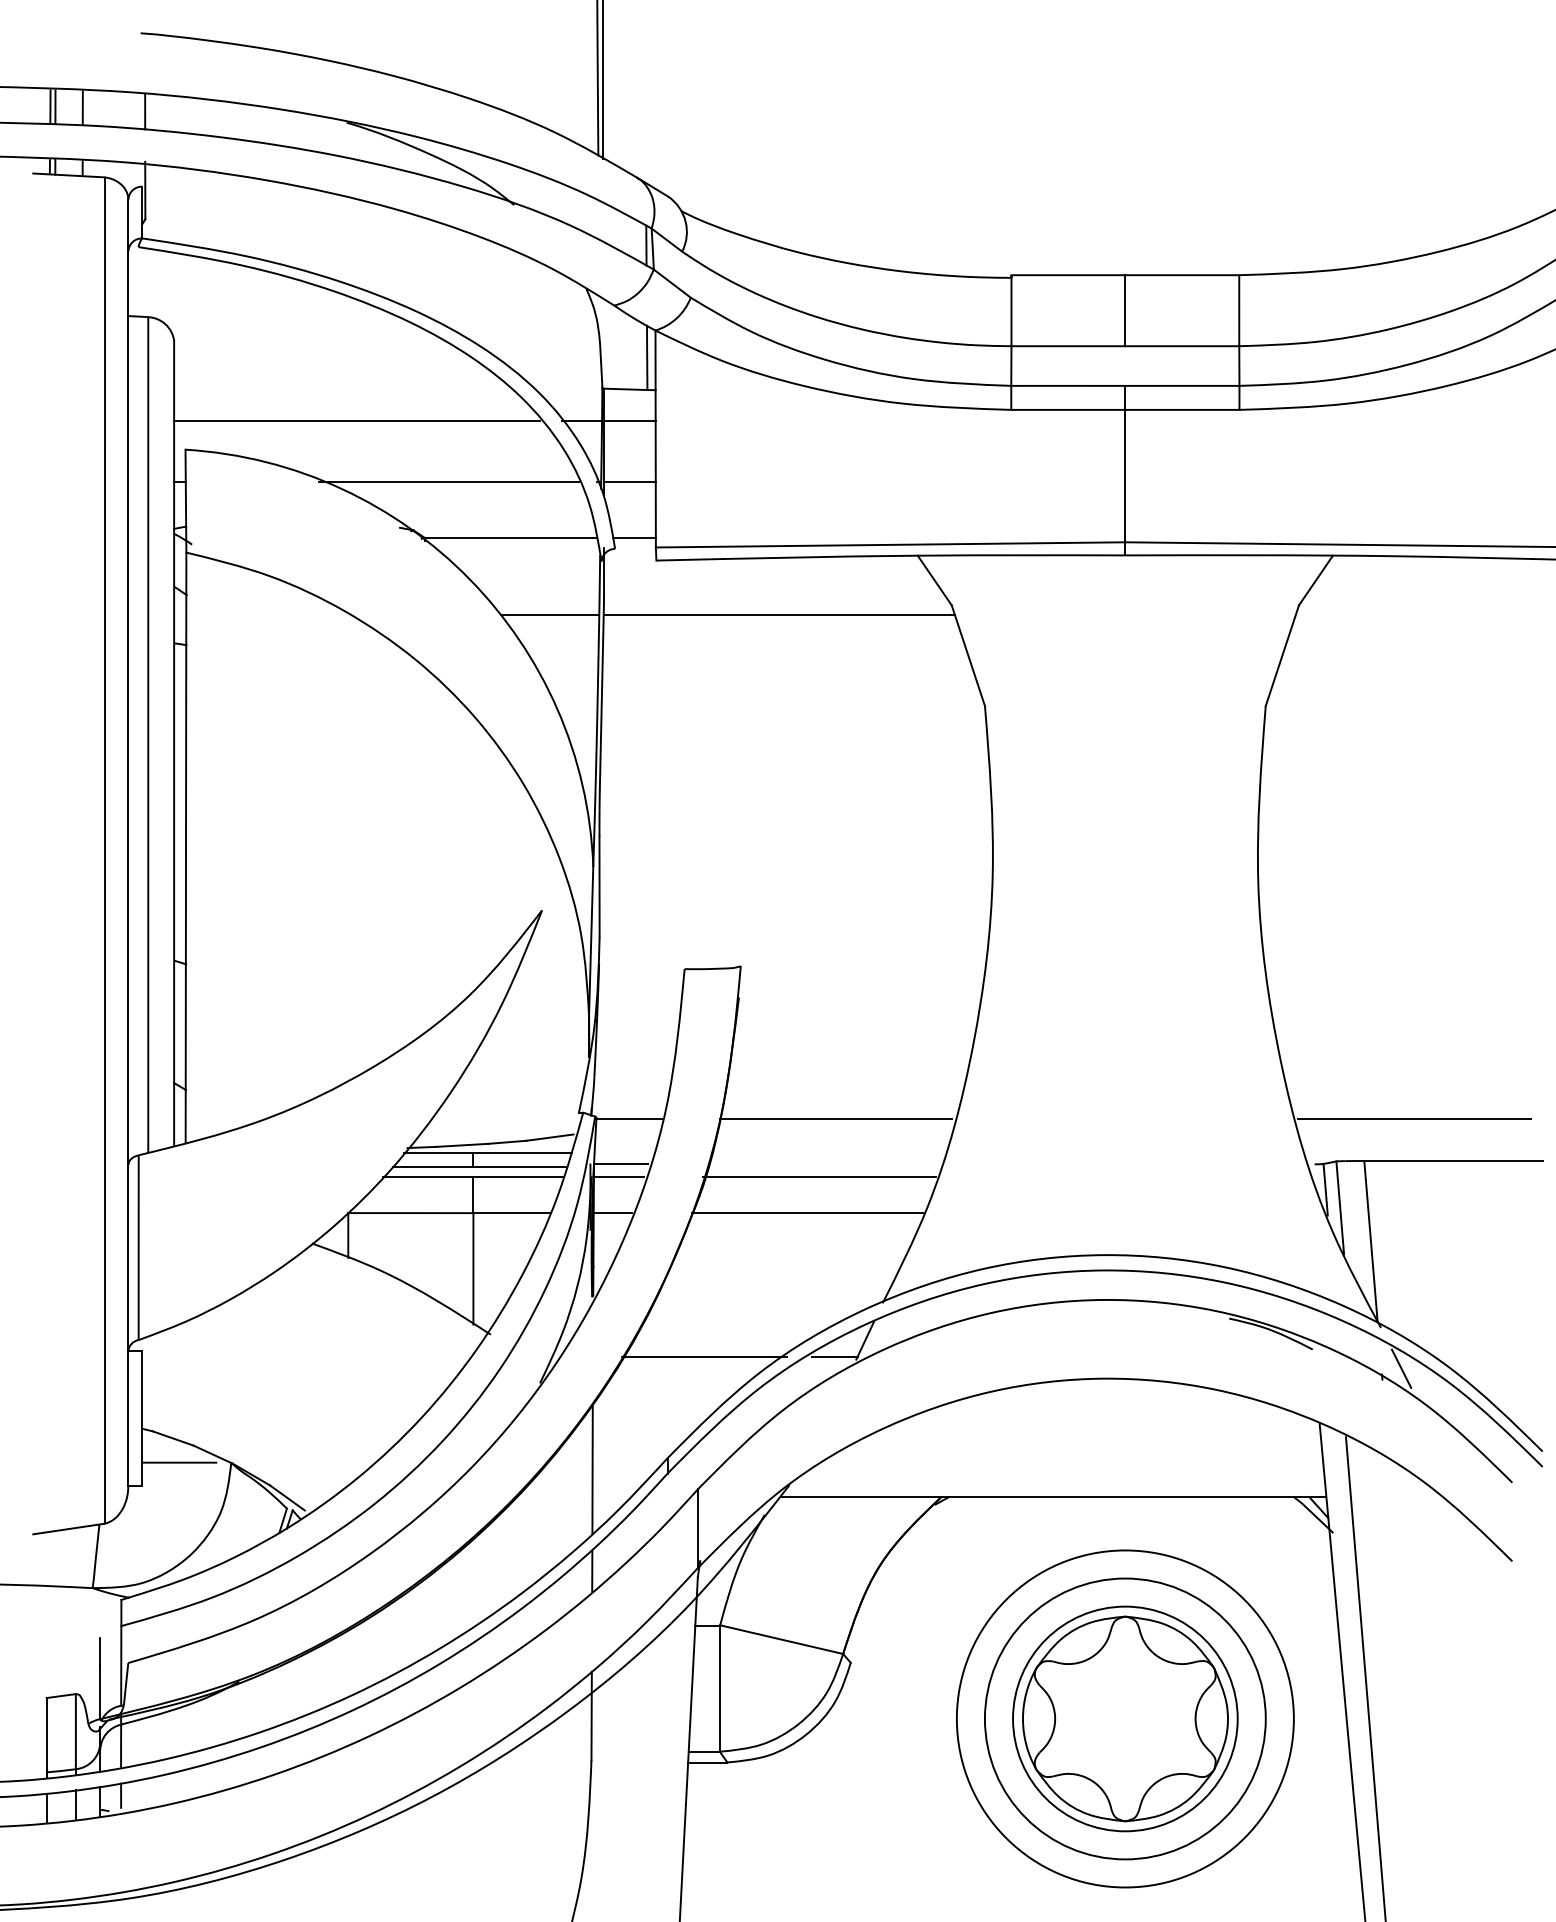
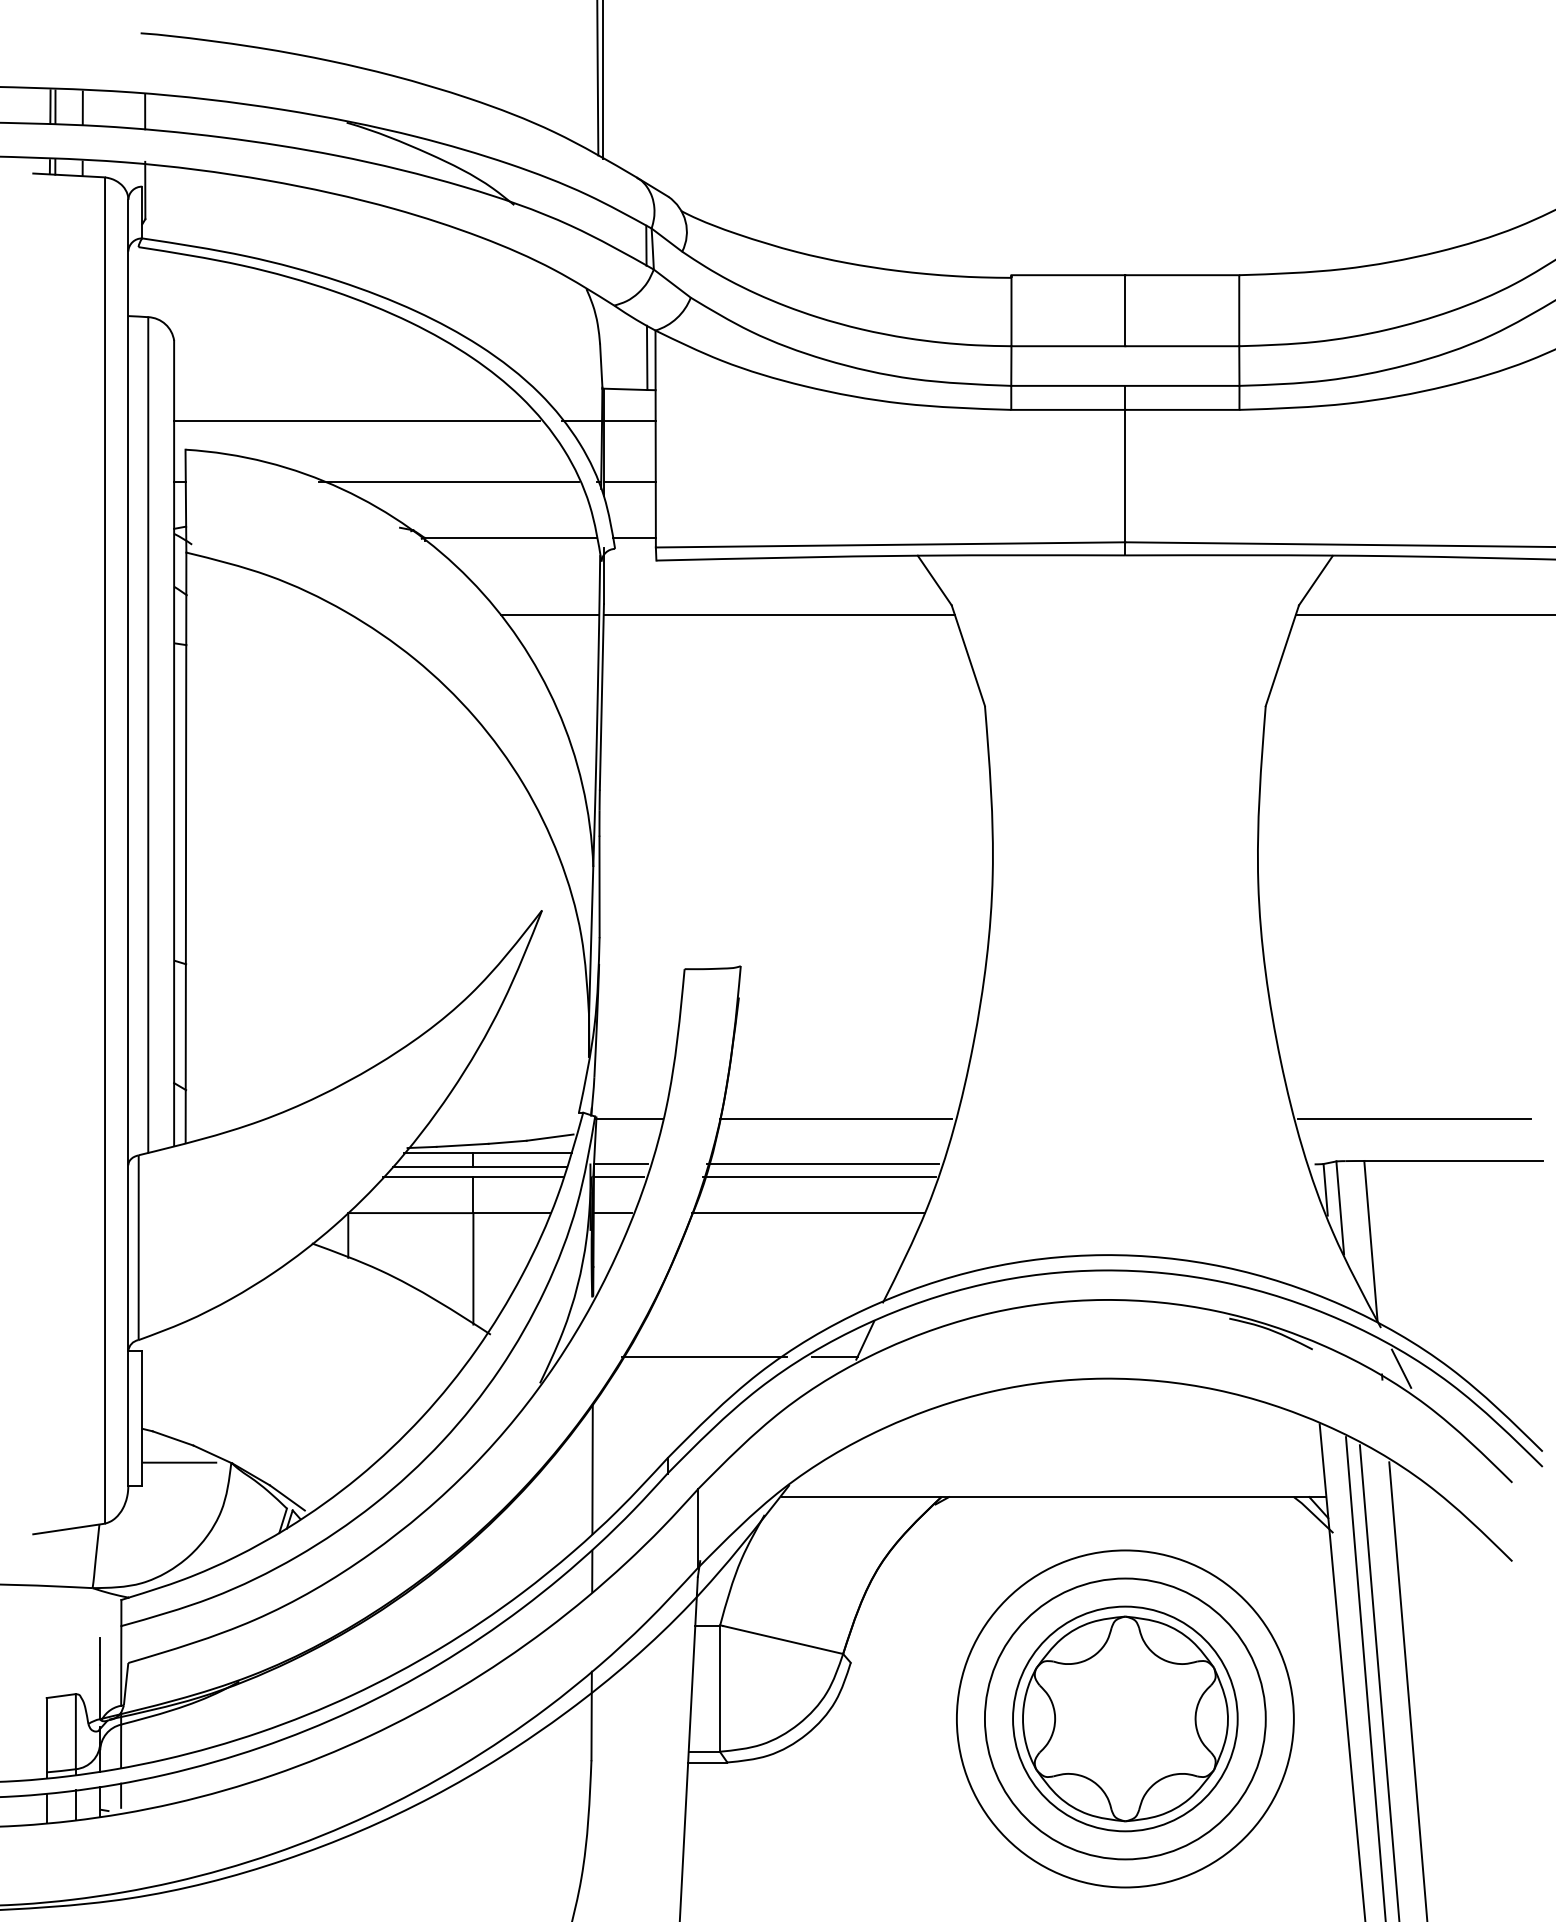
line: none -> present (1423, 614)
line: none -> present (822, 1164)
line: none -> present (1379, 1681)
line: none -> present (1408, 1690)
